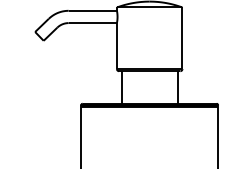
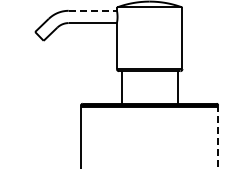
line: solid -> dashed (93, 10)
line: solid -> dashed (218, 137)
